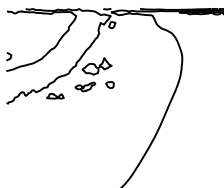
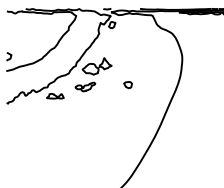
part position: (109, 84) -> (127, 84) (127, 84)
